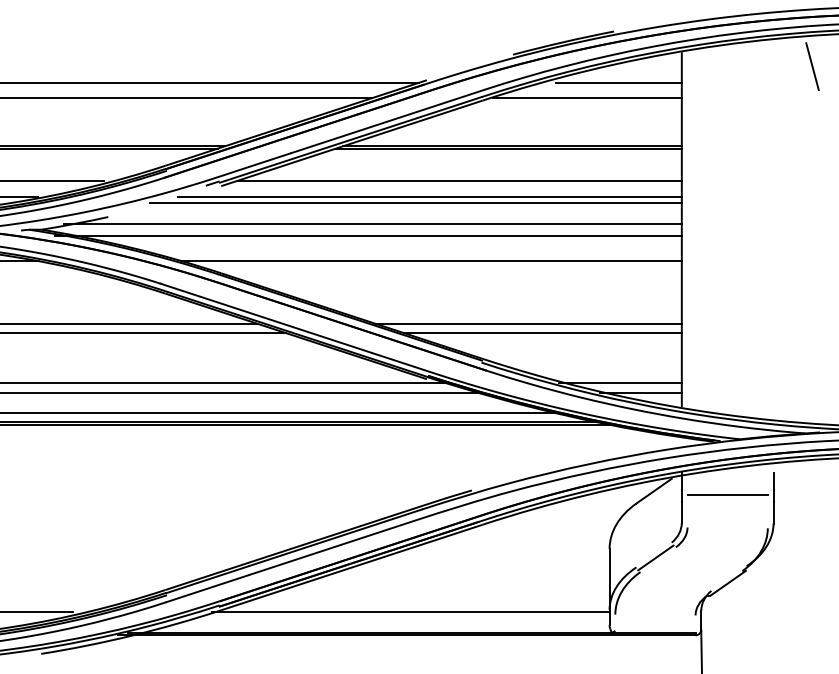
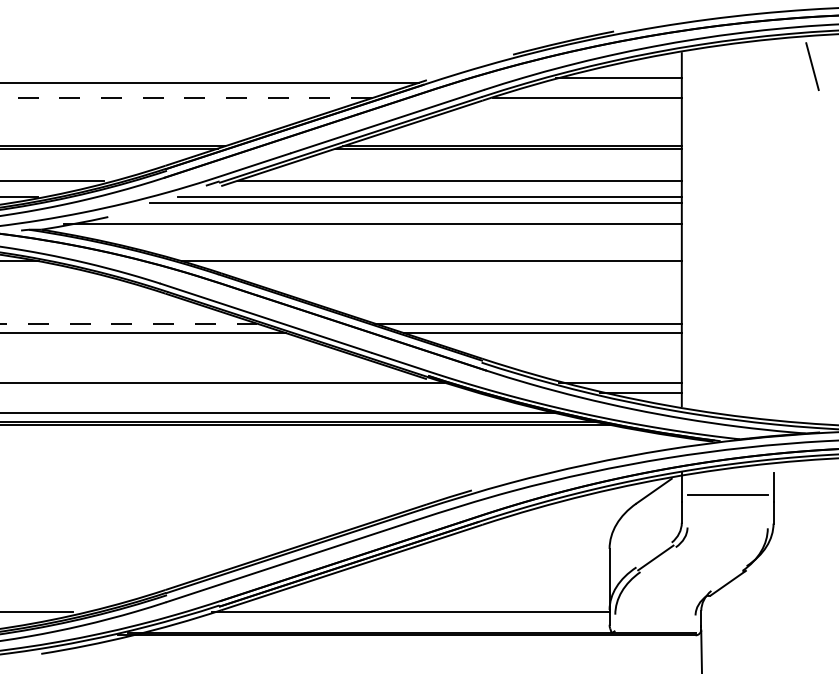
line position: (618, 82) -> (618, 77) (618, 77)
line: solid -> dashed (186, 98)
line: present -> none (368, 236)
line: solid -> dashed (128, 323)
line: present -> none (241, 393)
